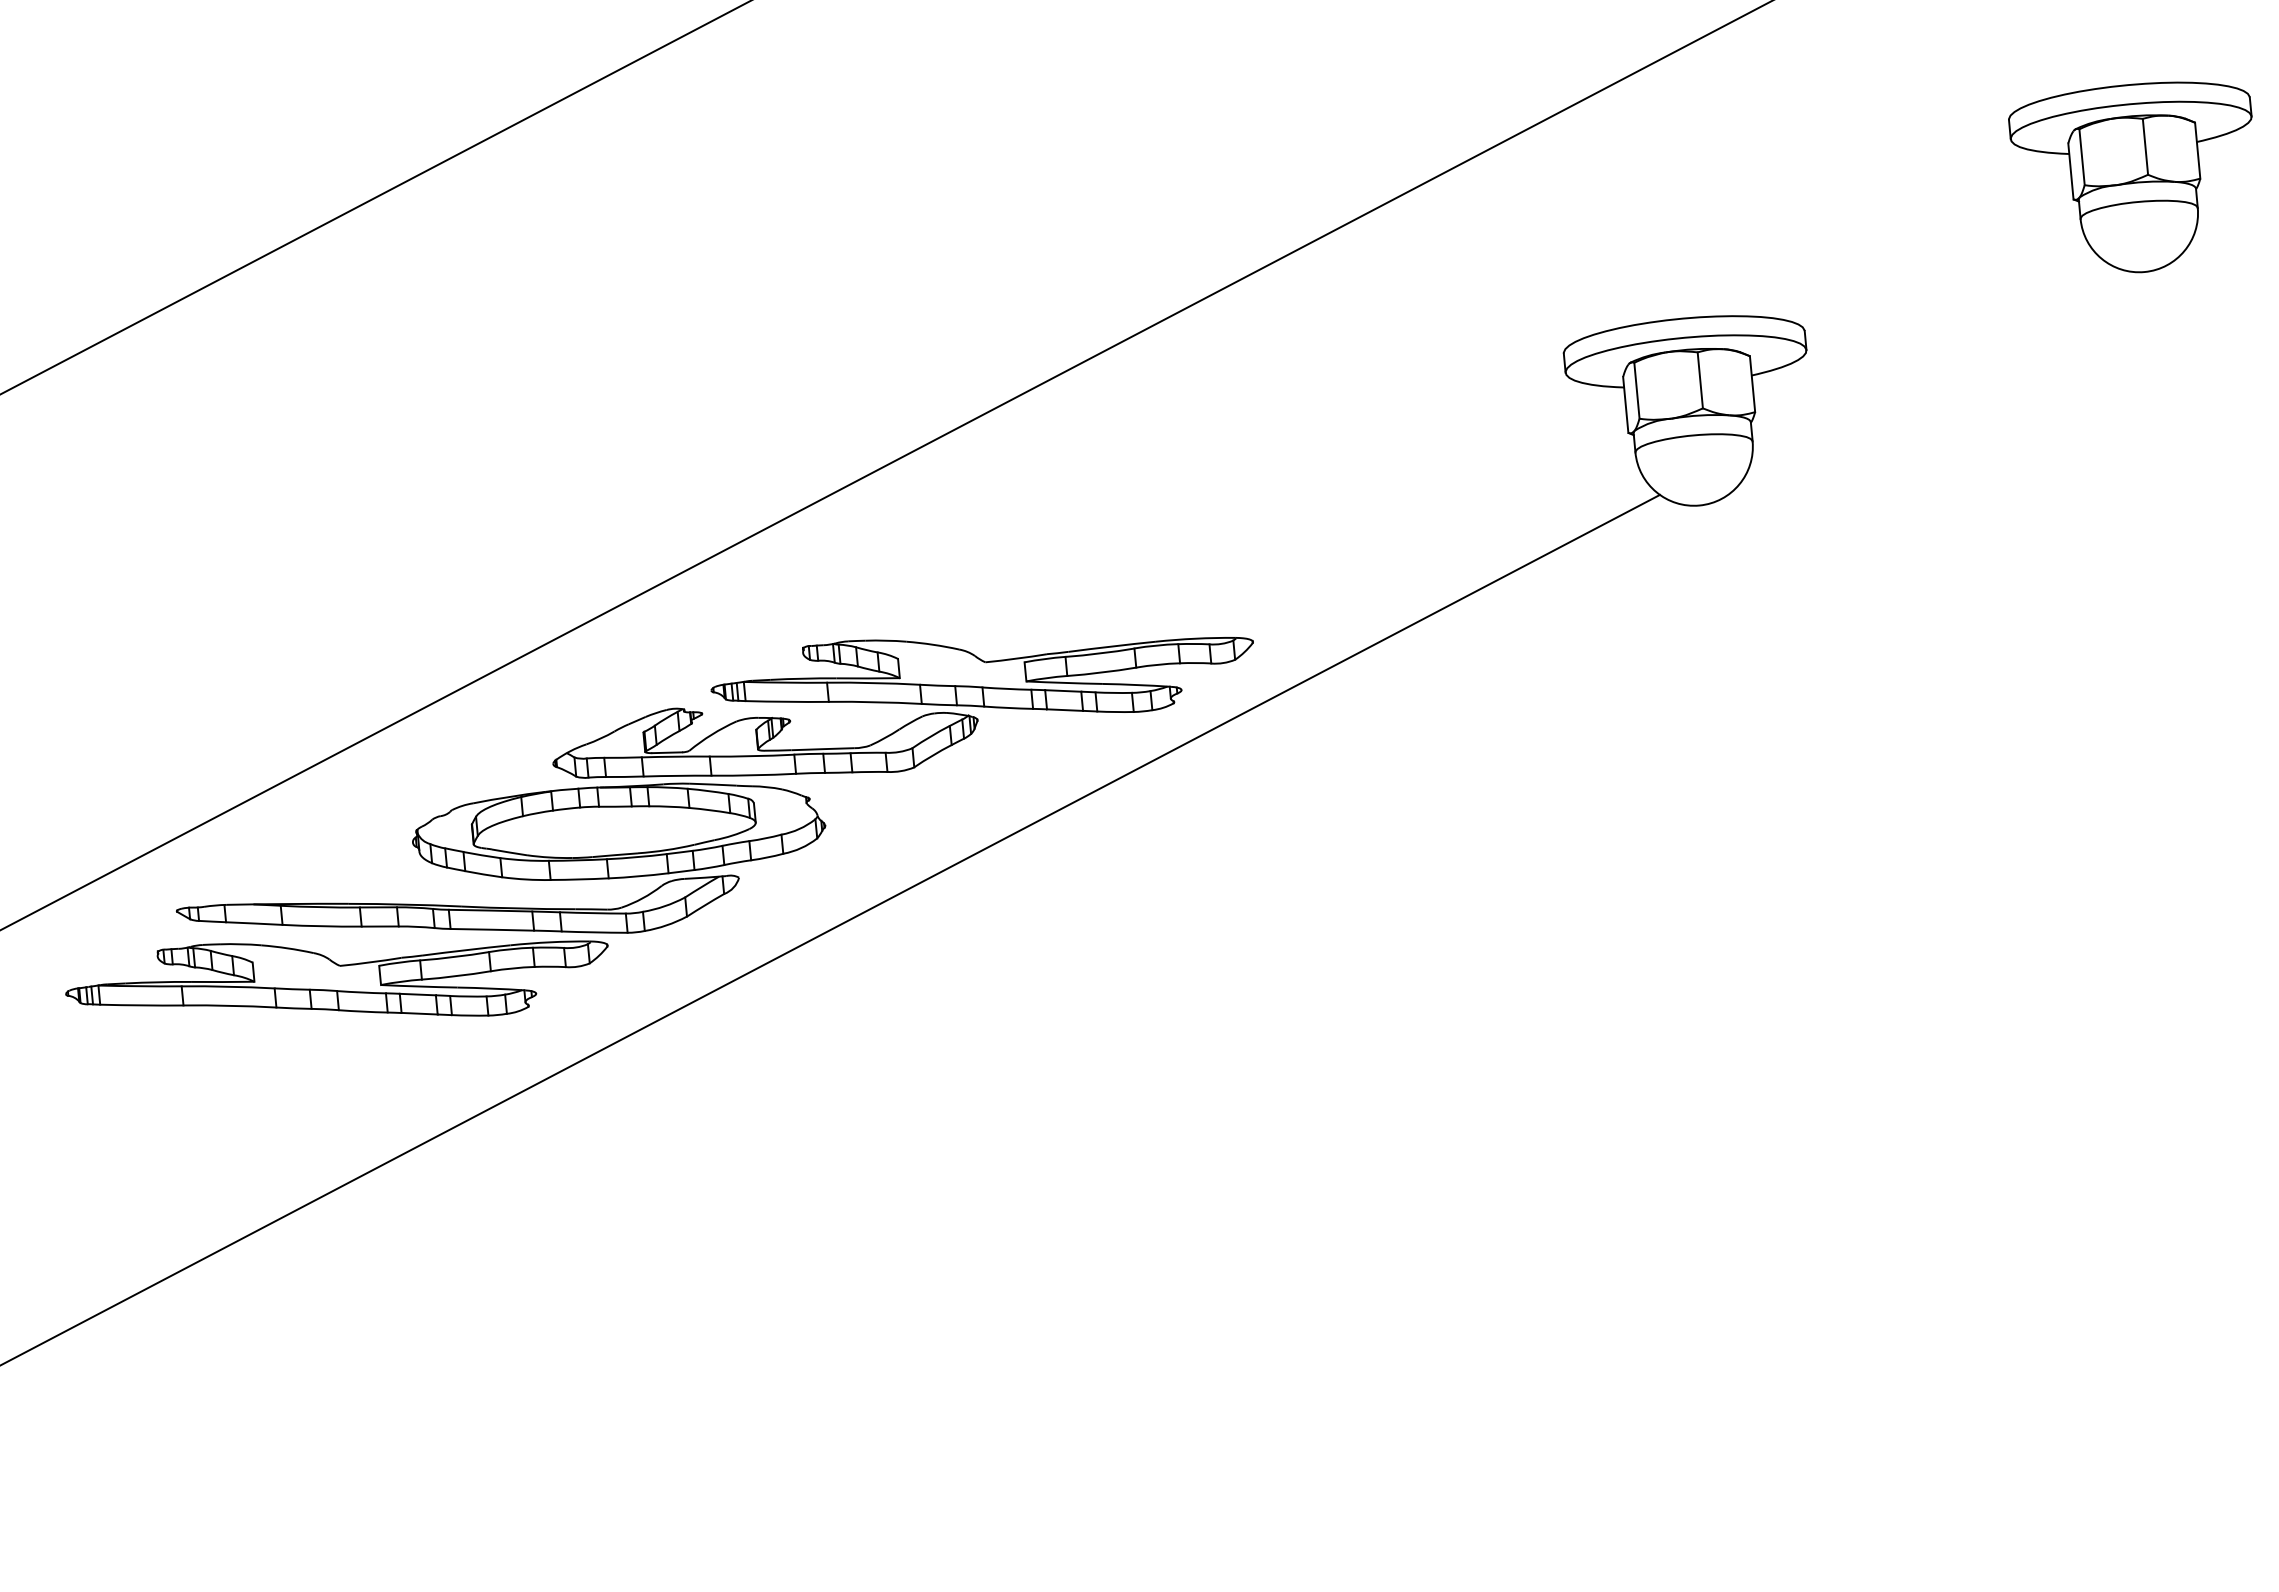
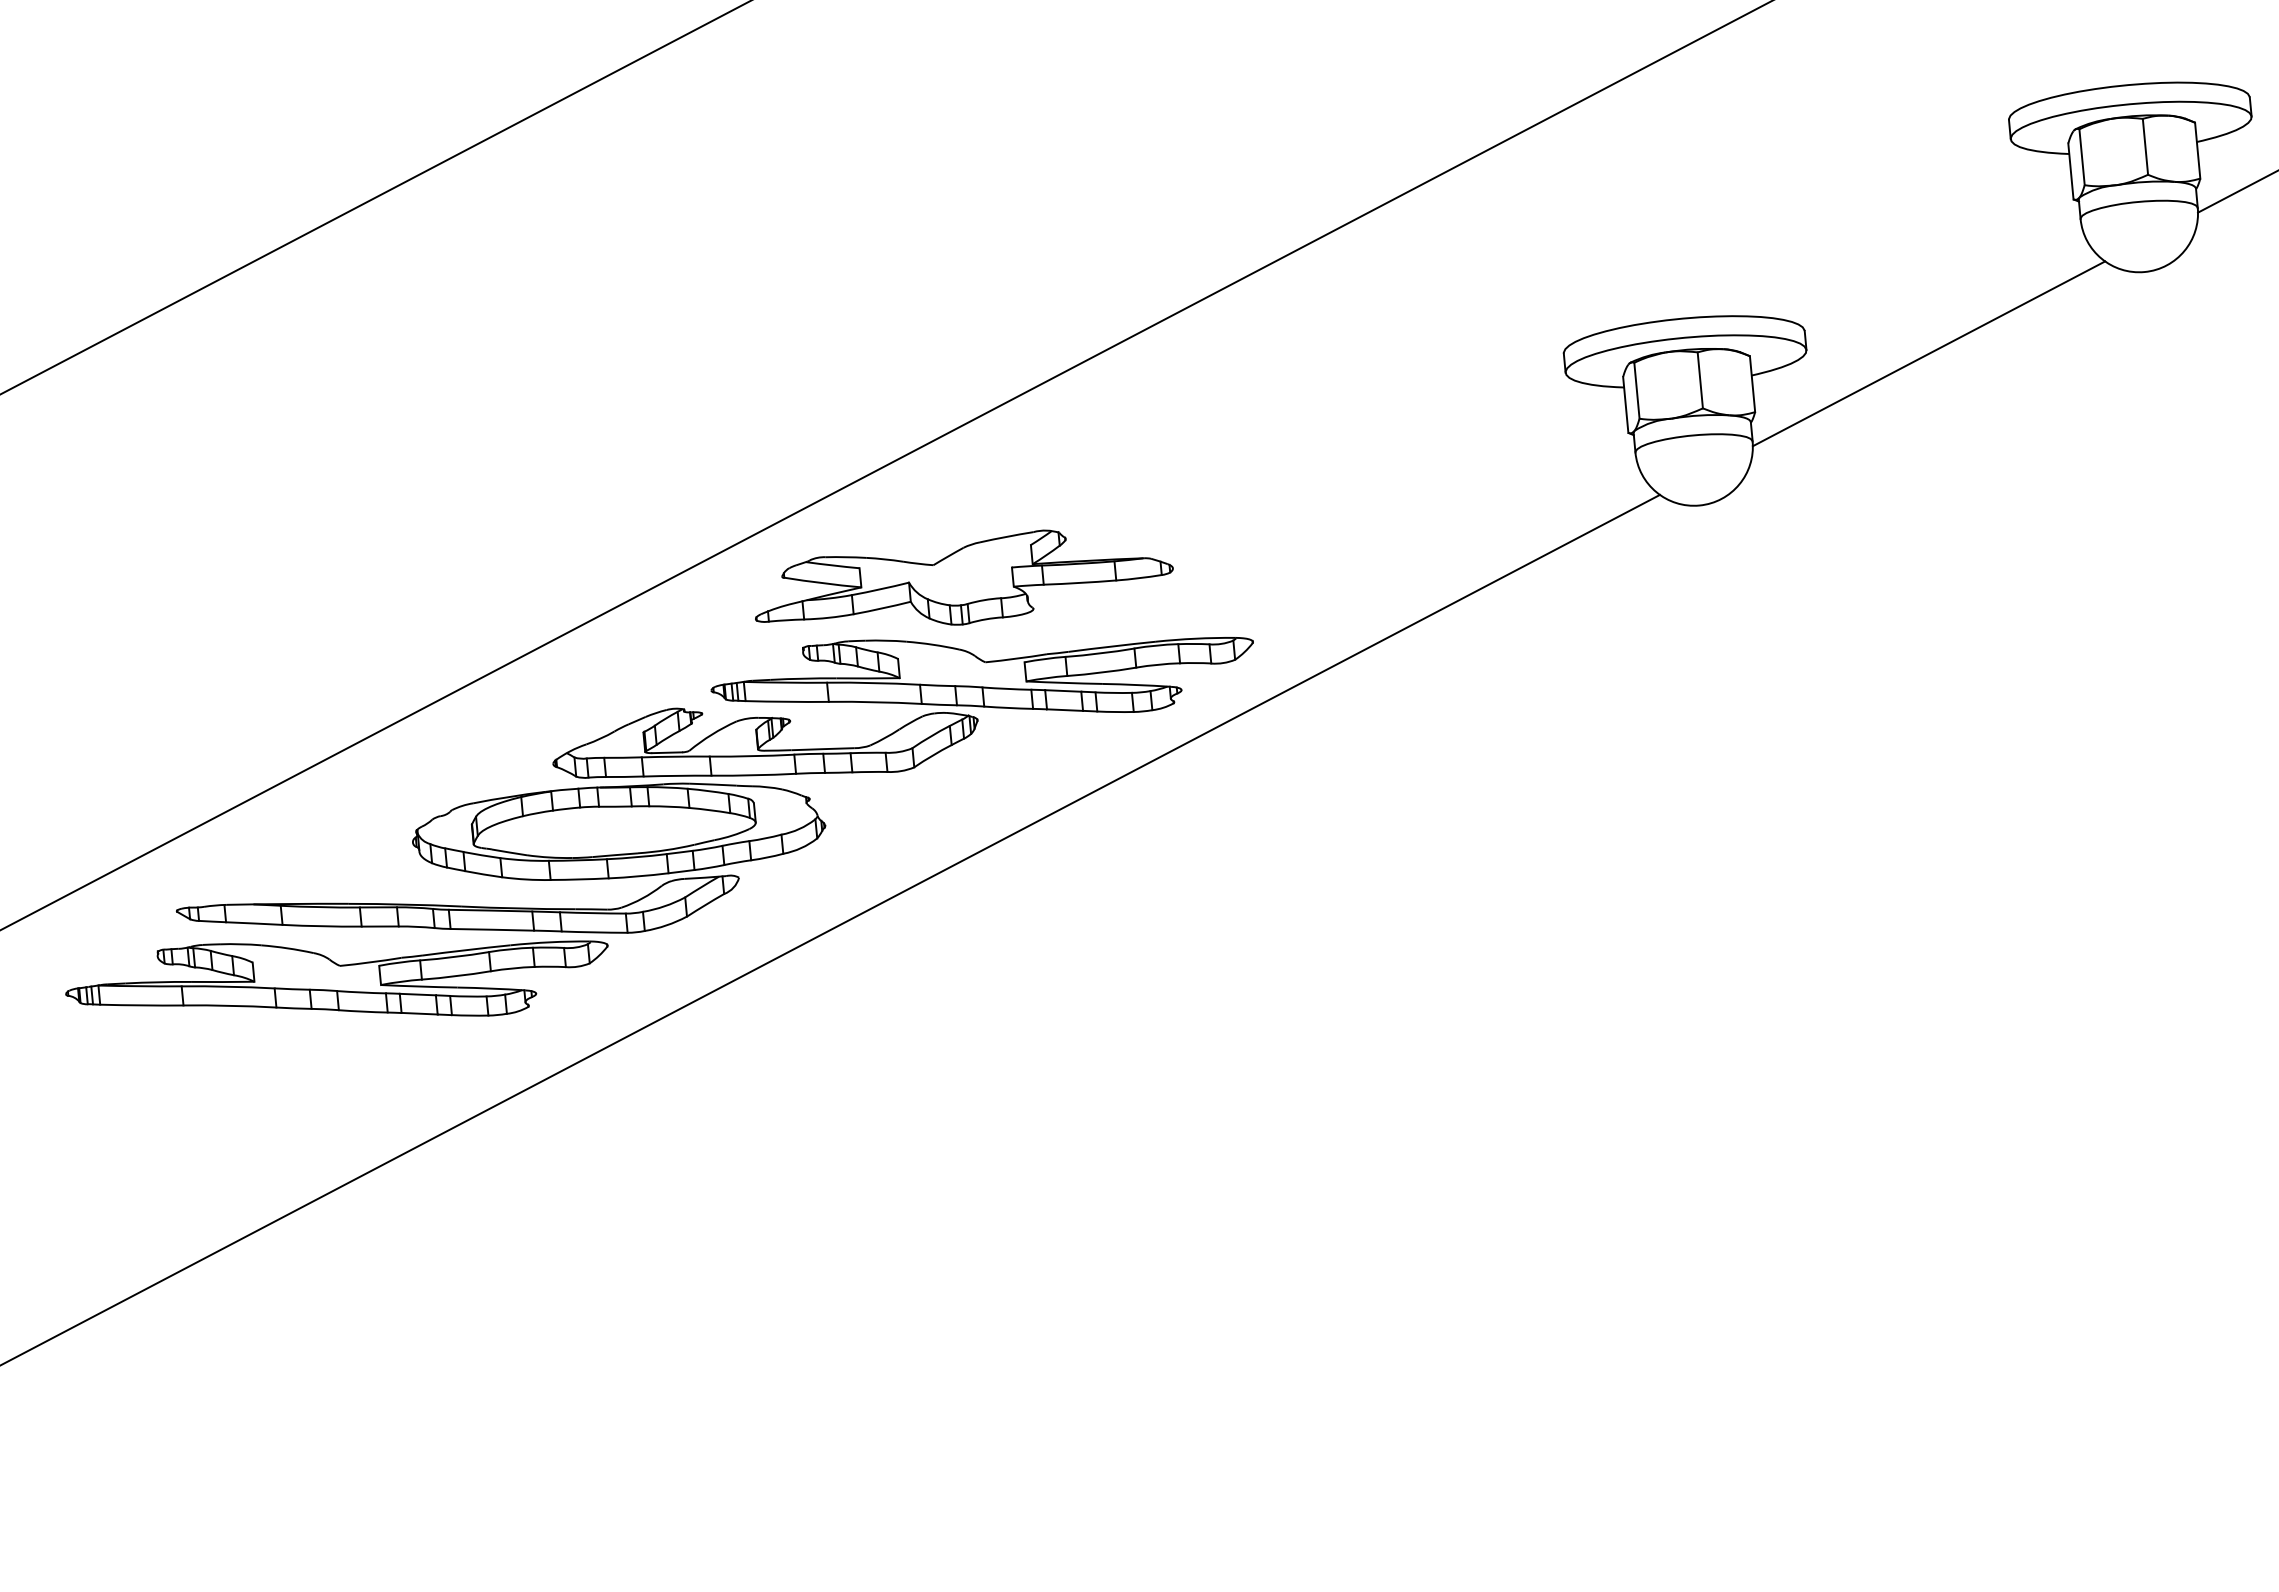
line: none -> present (2236, 192)
line: none -> present (1928, 353)
part: none -> present (964, 577)
